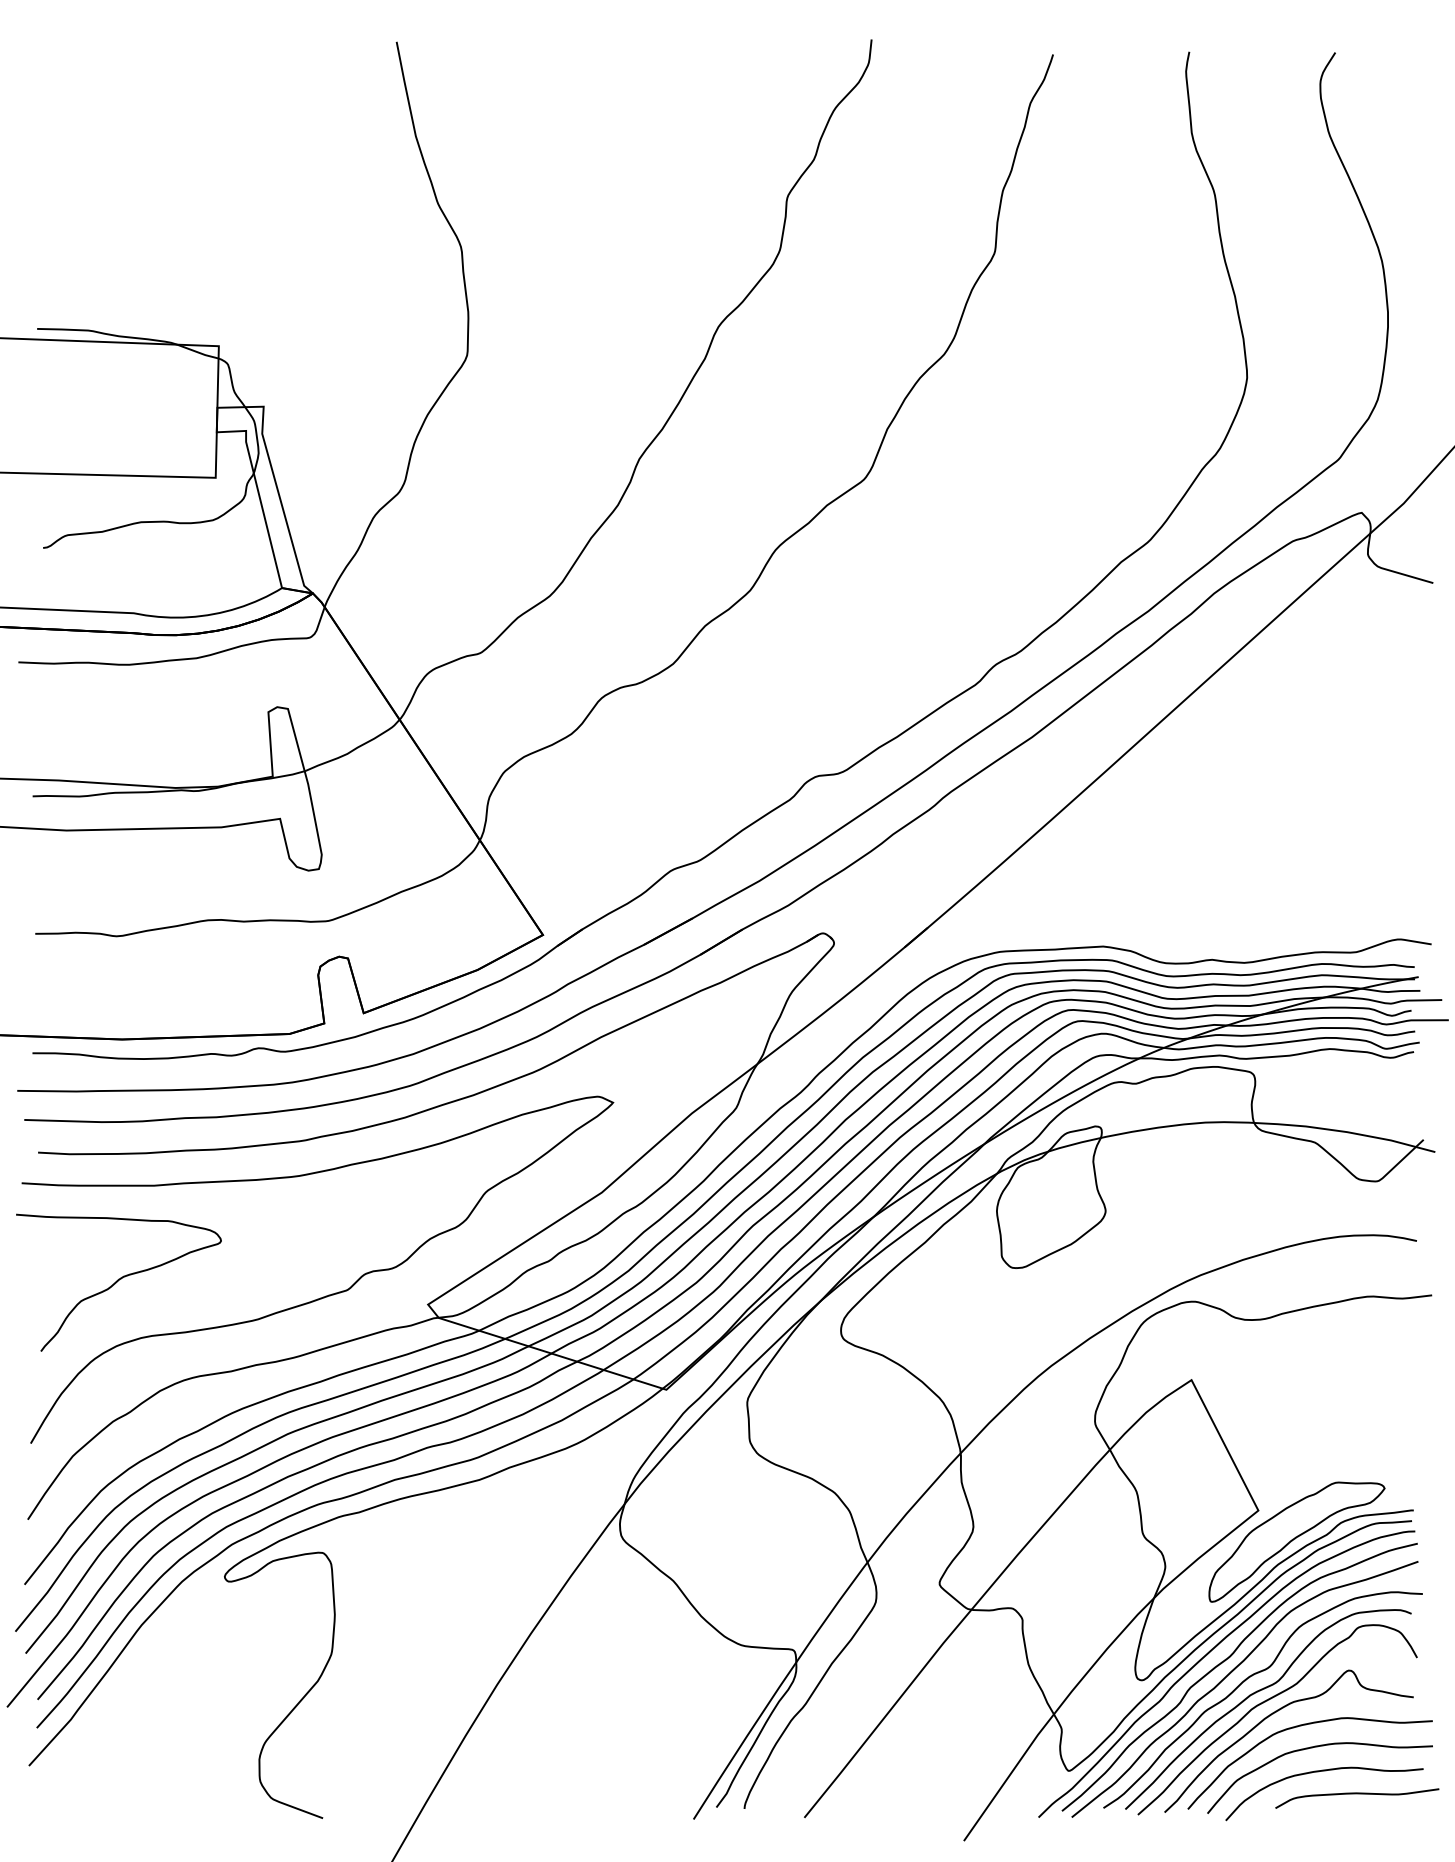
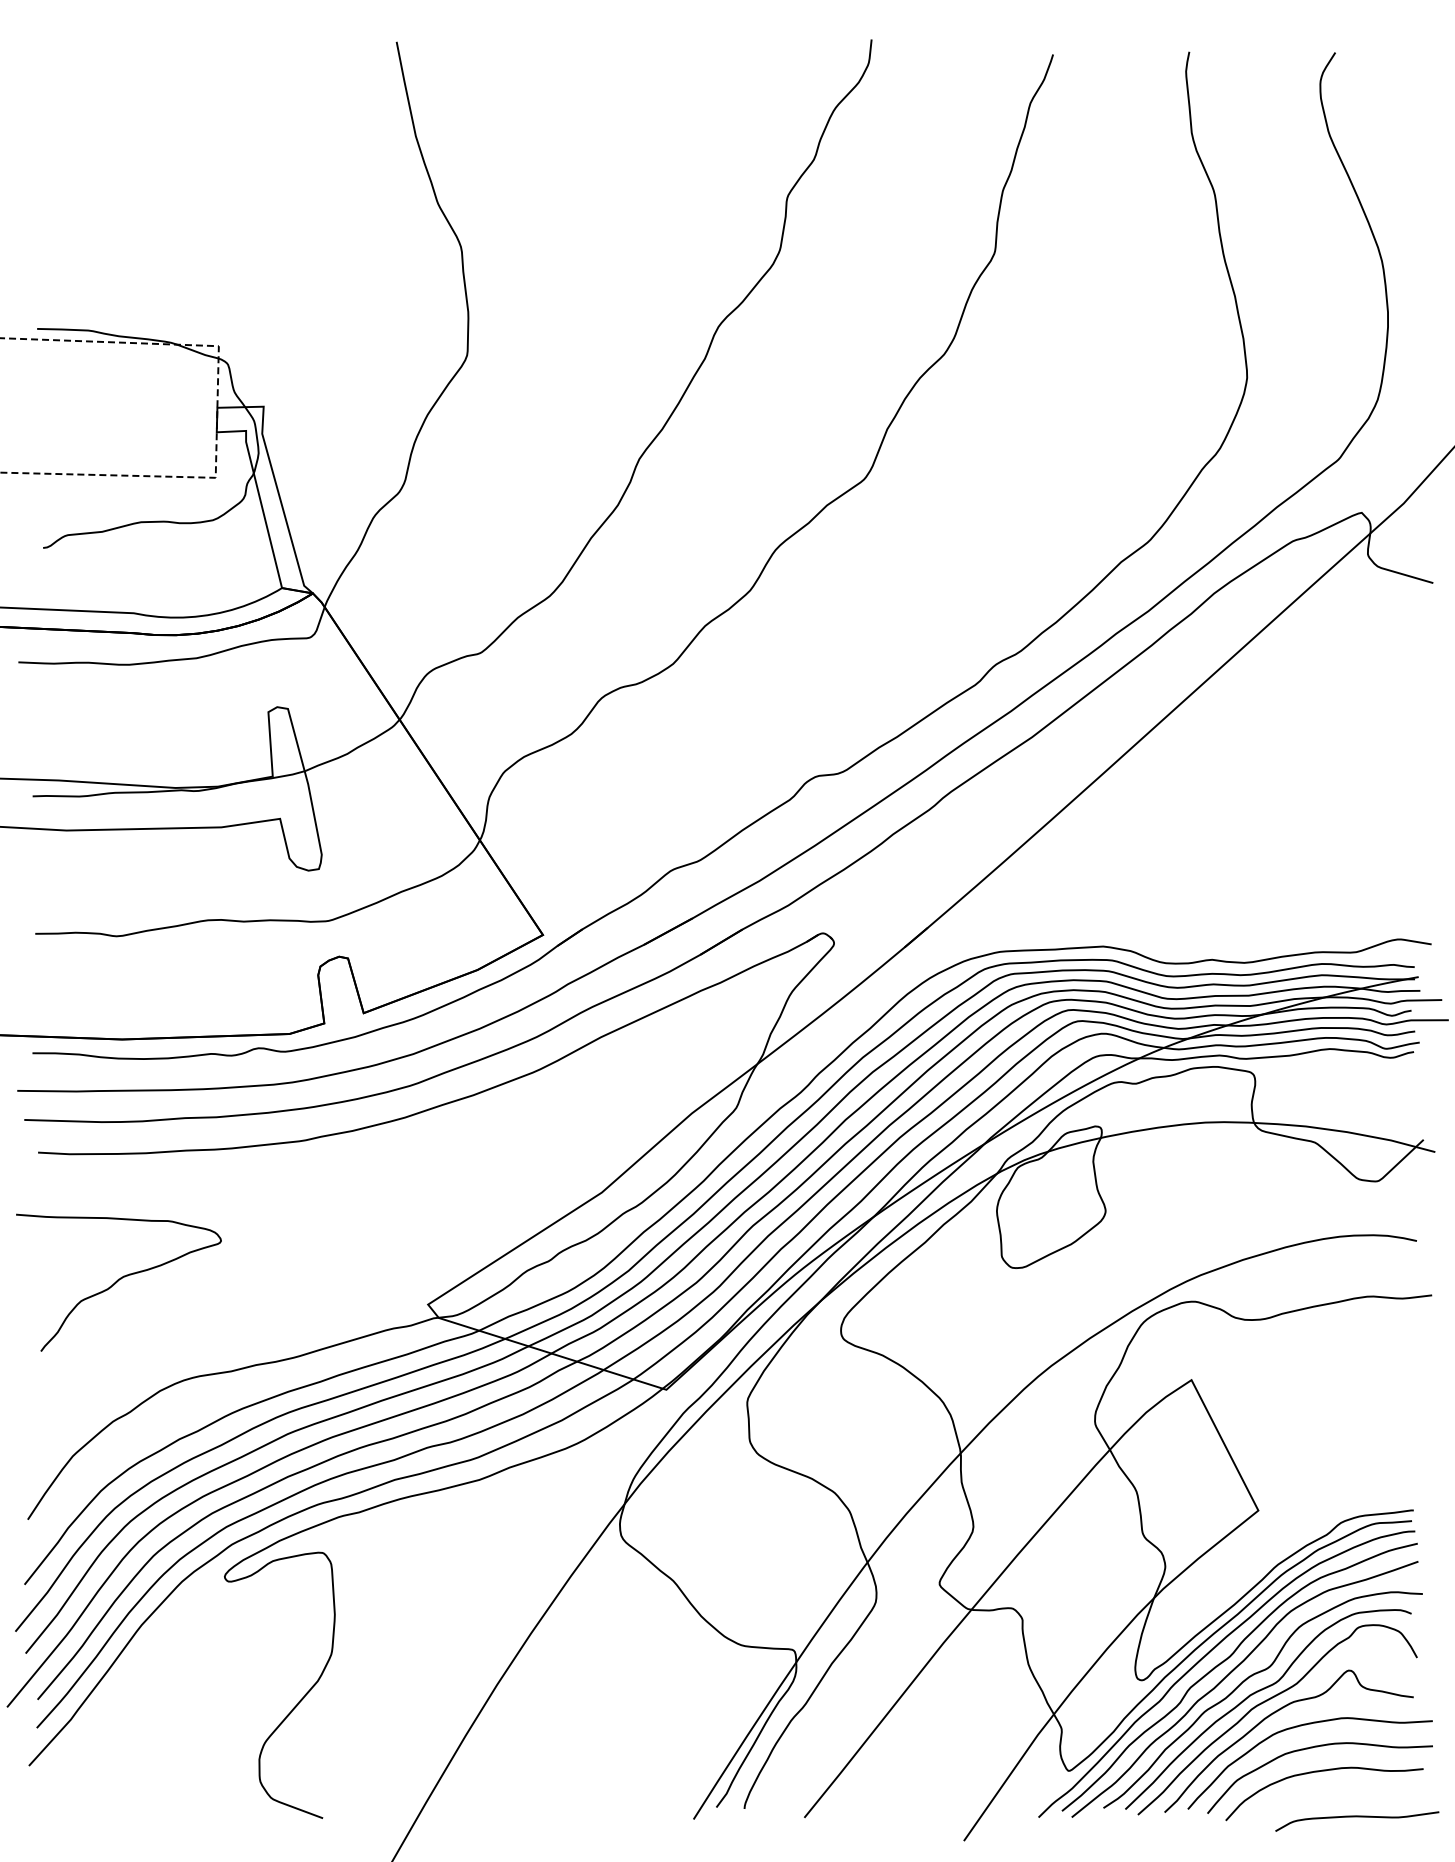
line: solid -> dashed (217, 411)
curve: present -> none (325, 1295)
part: present -> none (1296, 1541)
curve position: (1357, 1794) -> (1357, 1817) (1357, 1817)
